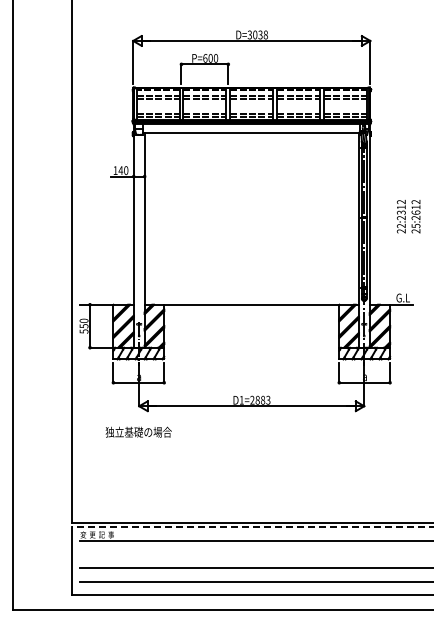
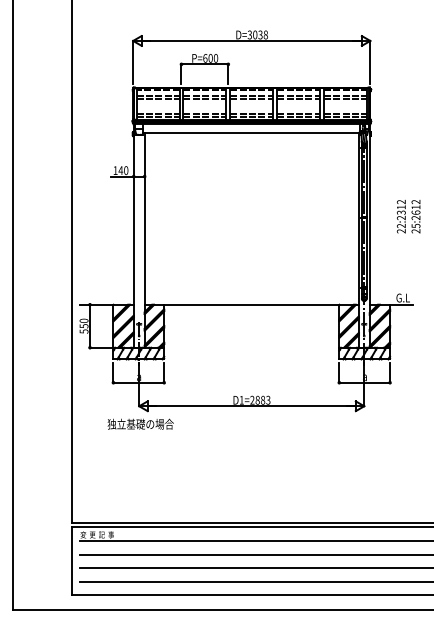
text position: (138, 431) -> (140, 423) (140, 423)
line: dashed -> solid (252, 527)
line: none -> present (254, 554)
